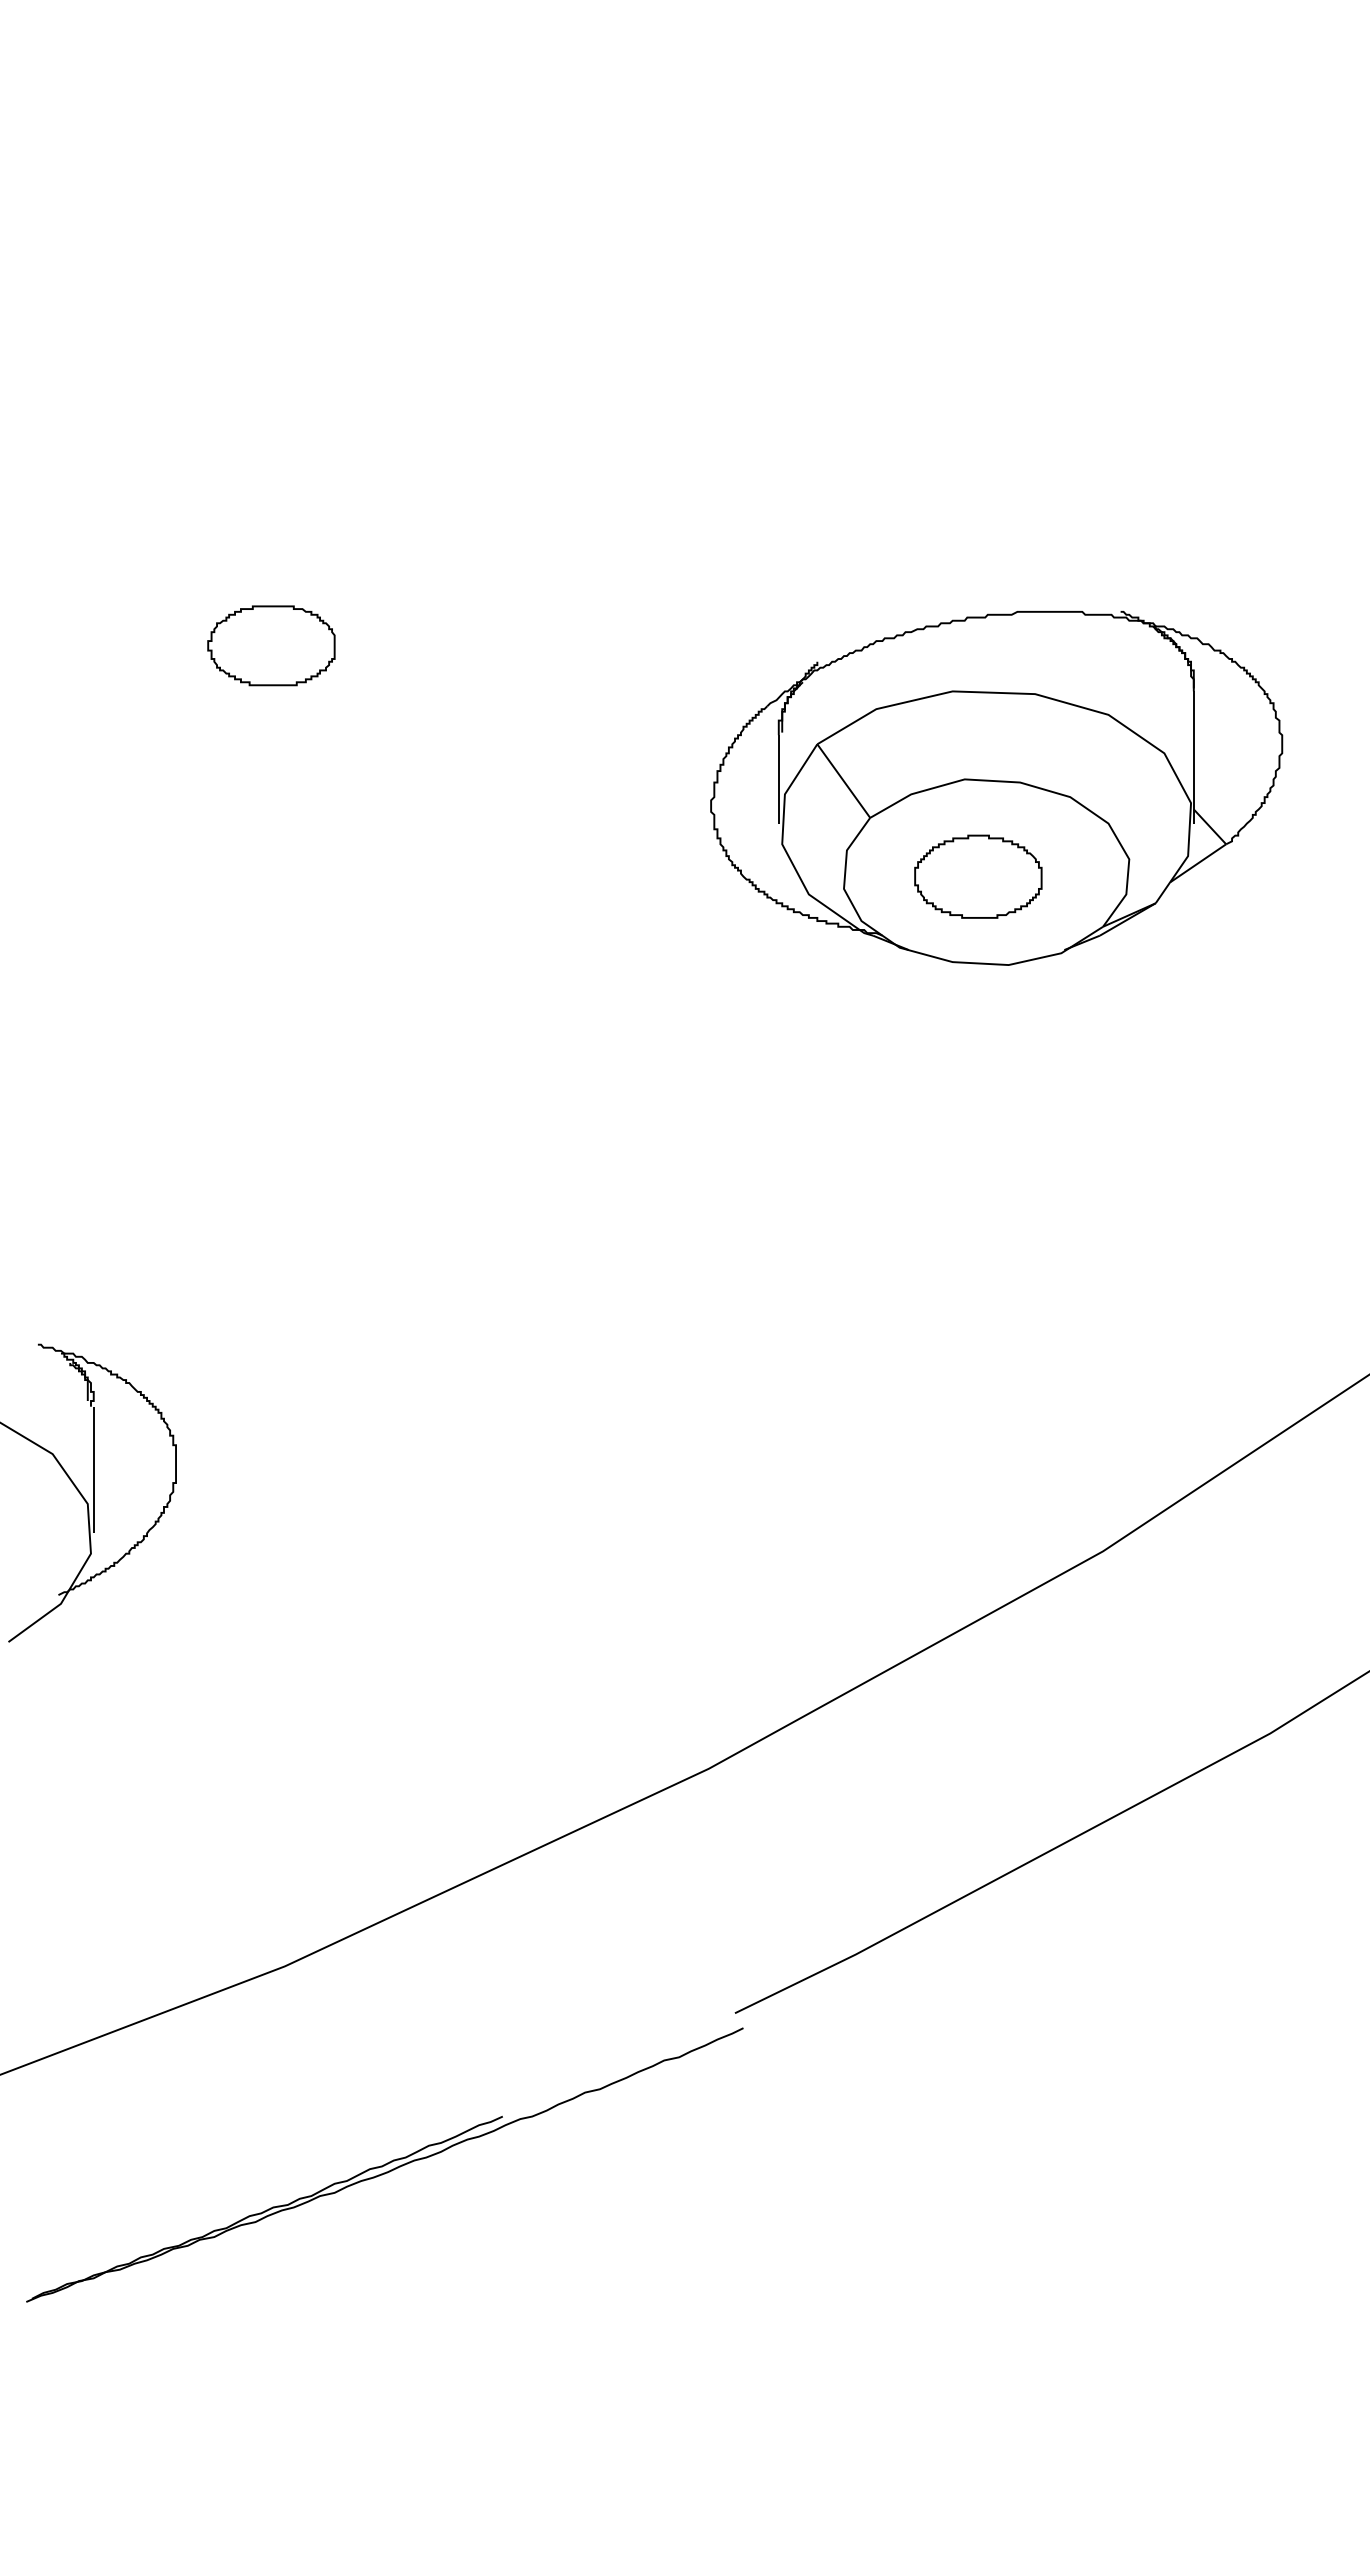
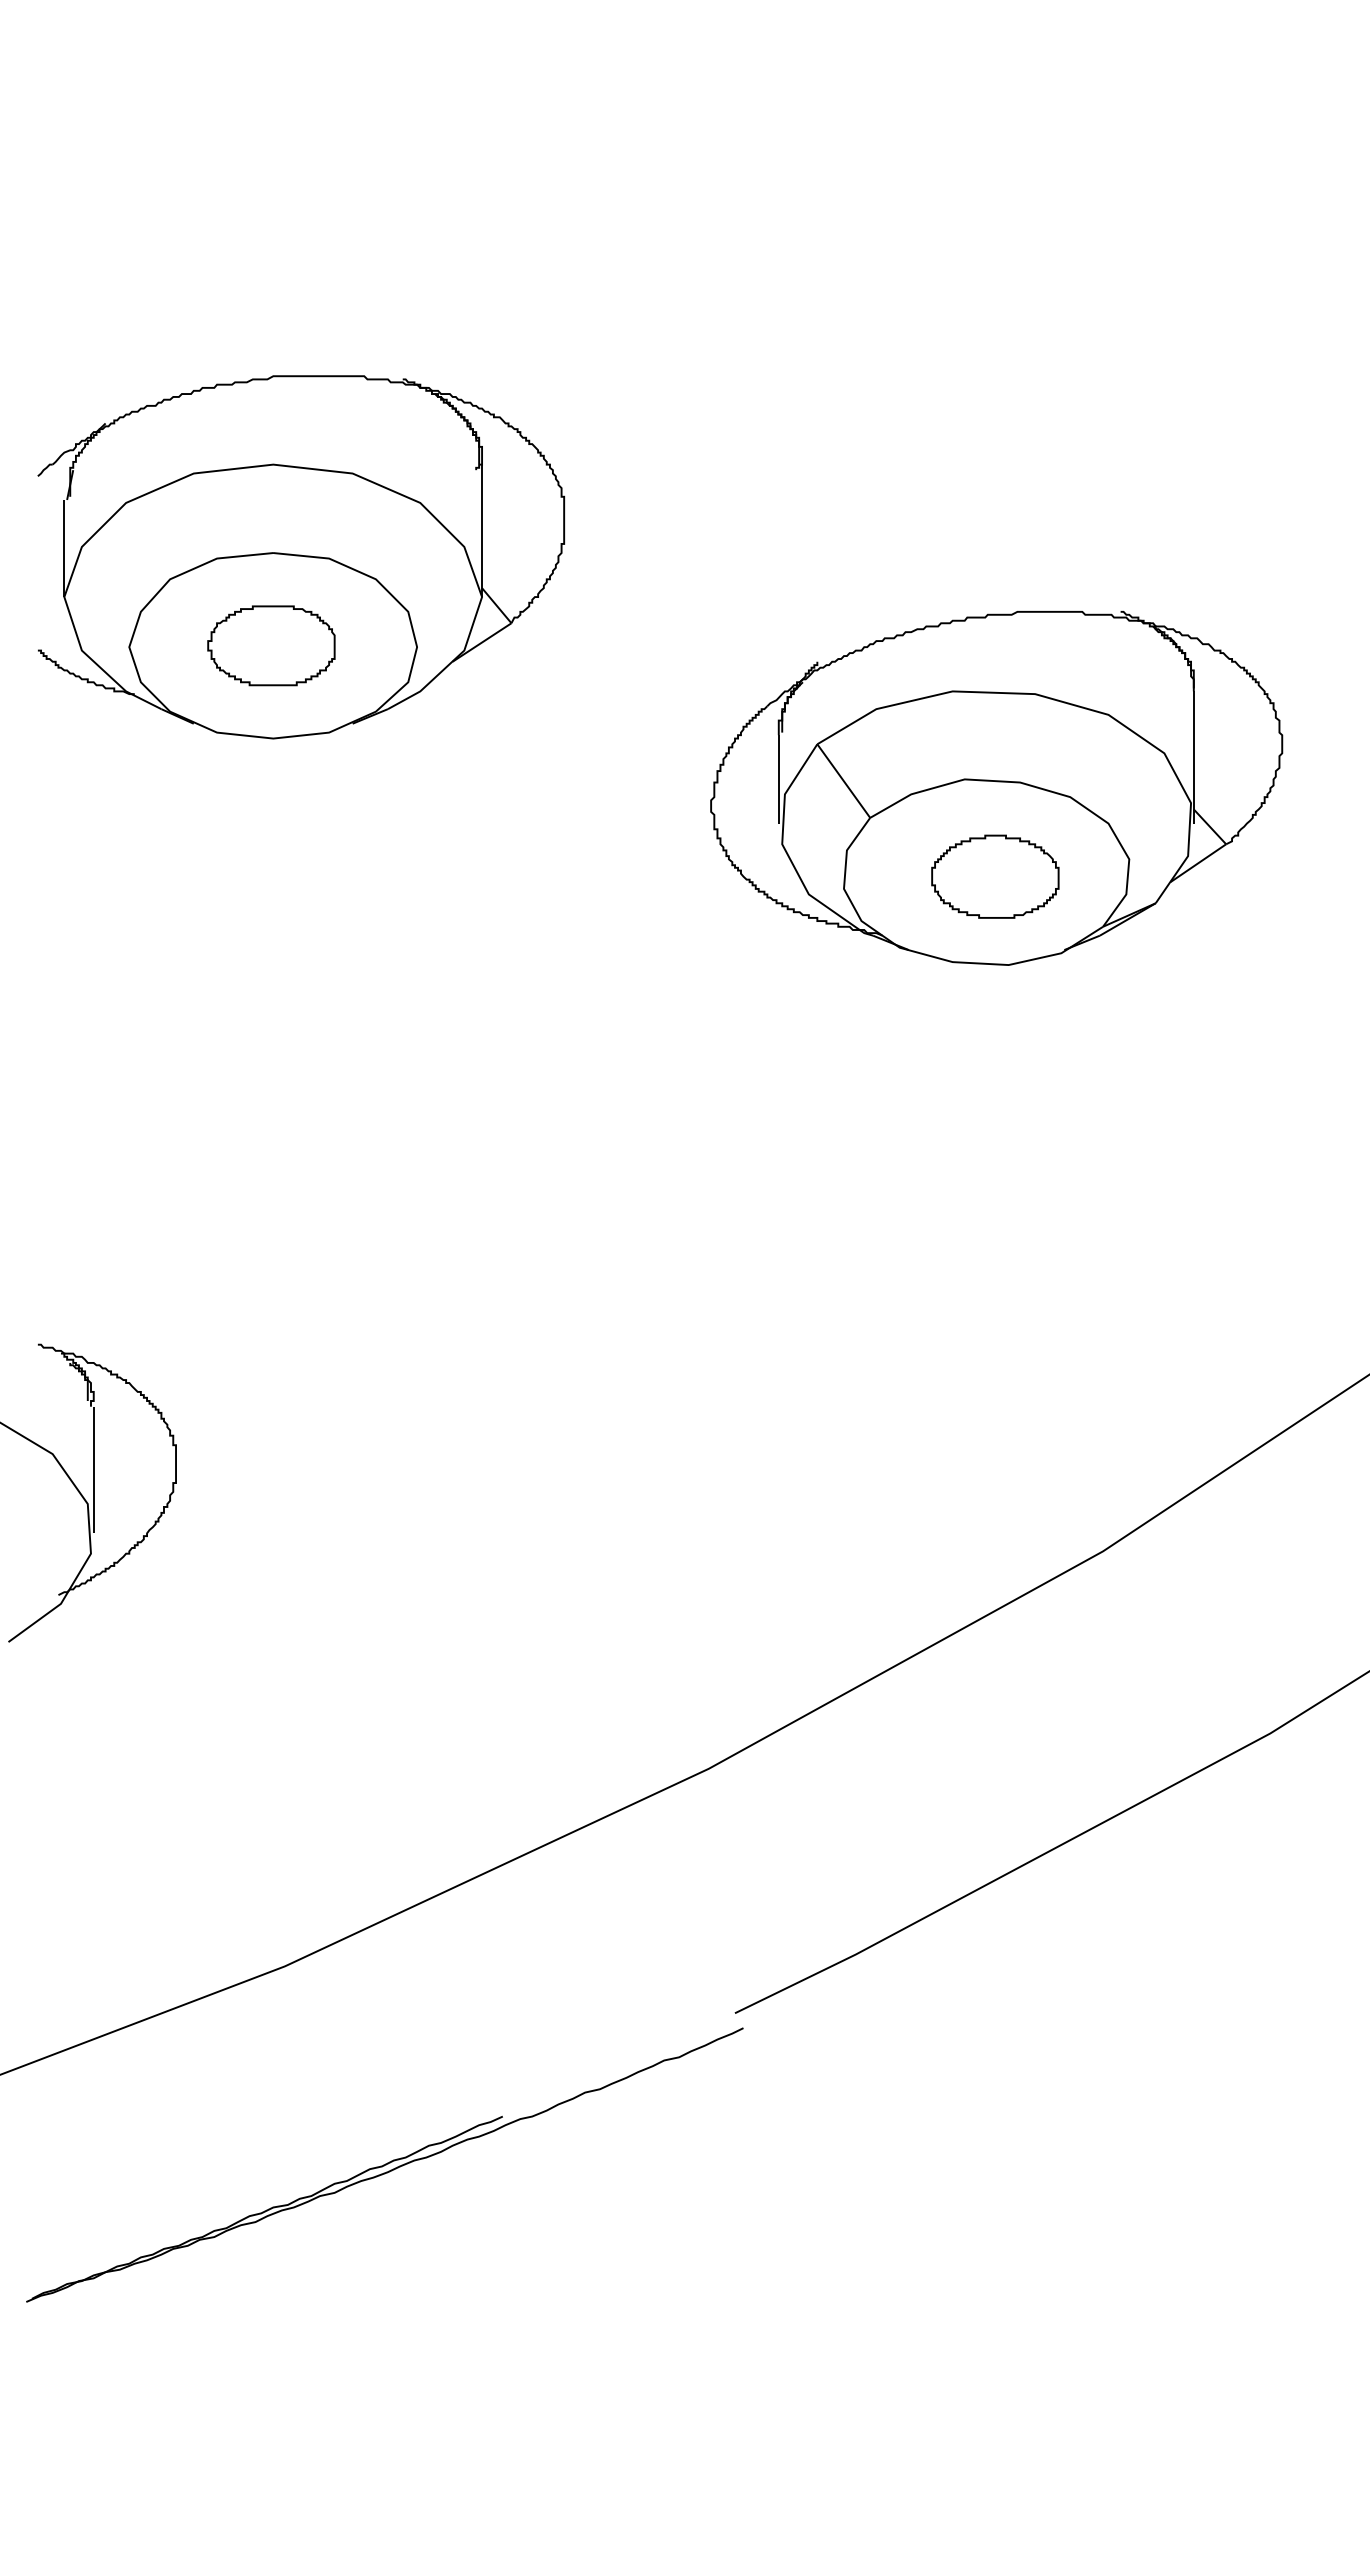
part: none -> present (301, 557)
part position: (978, 876) -> (995, 876) (995, 876)
